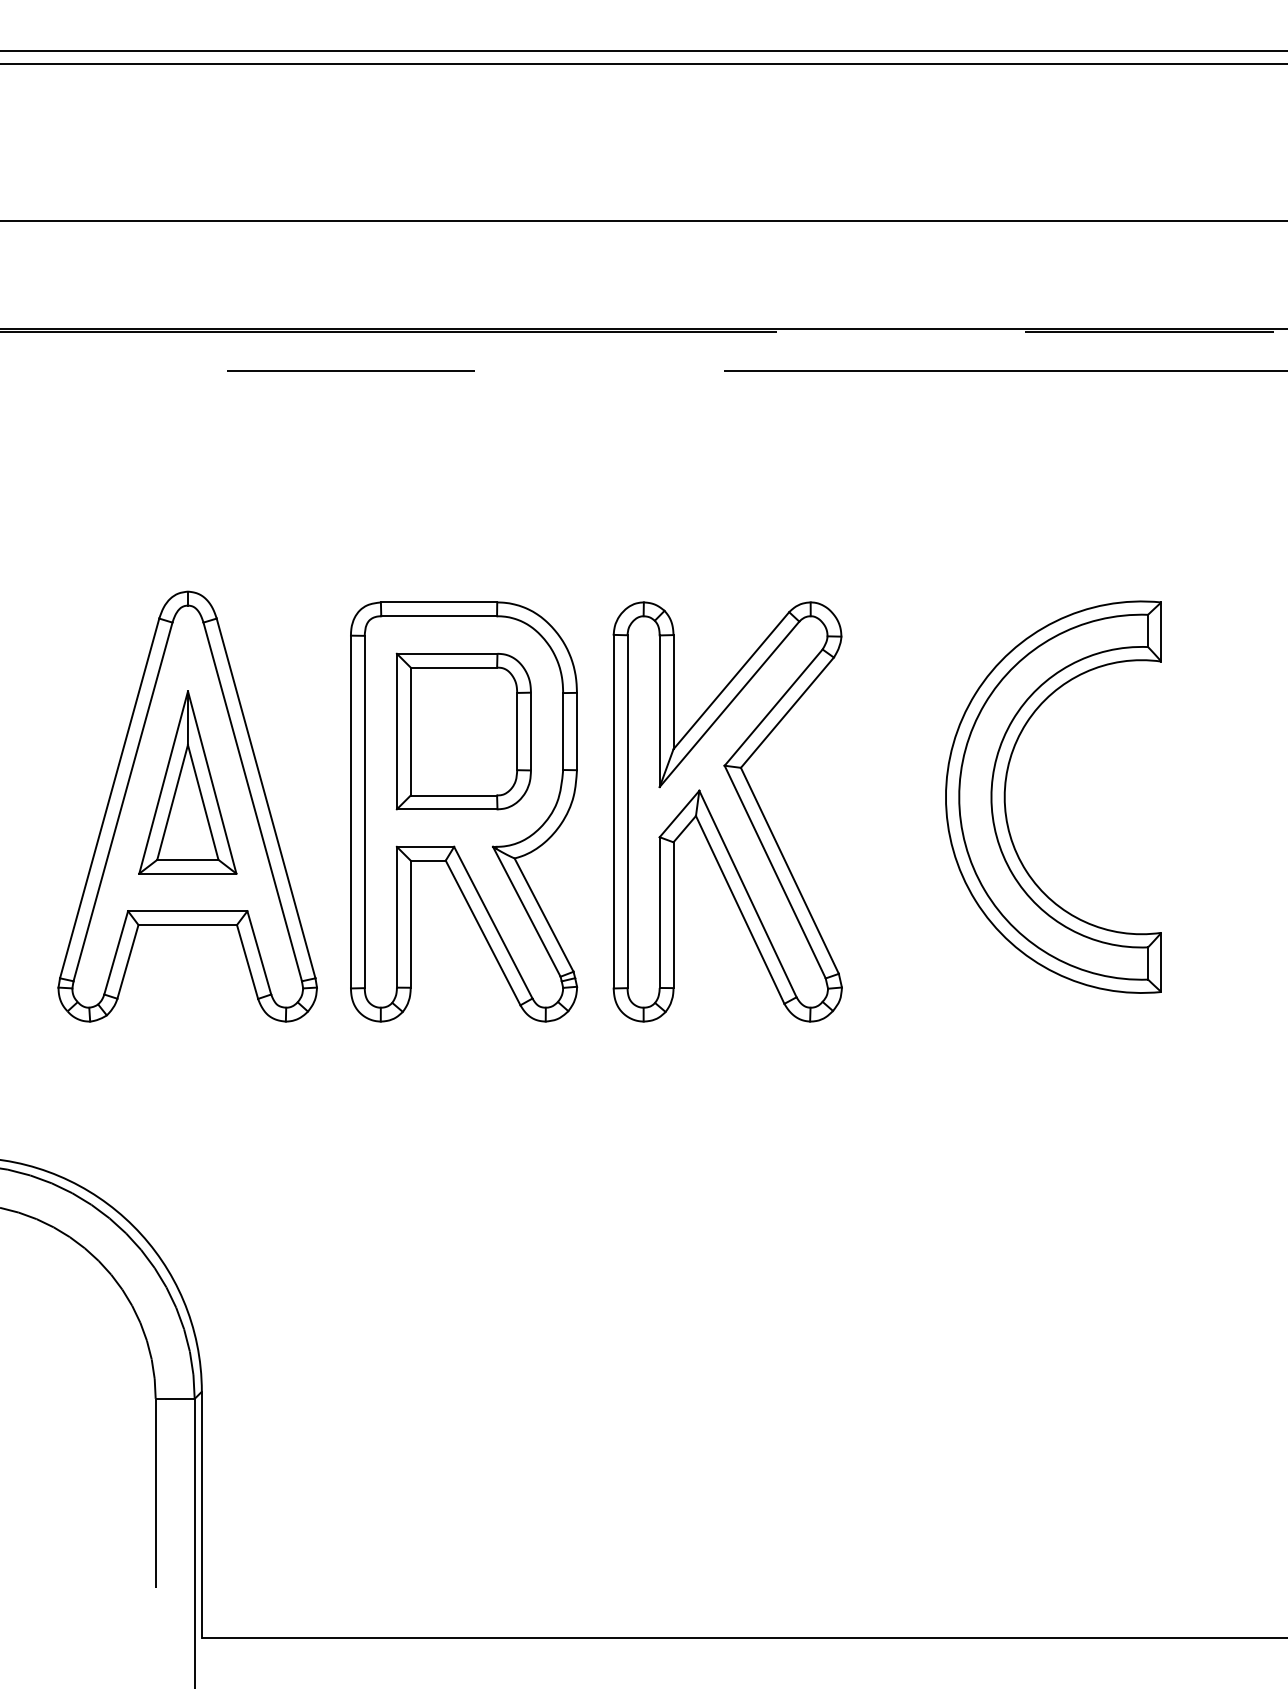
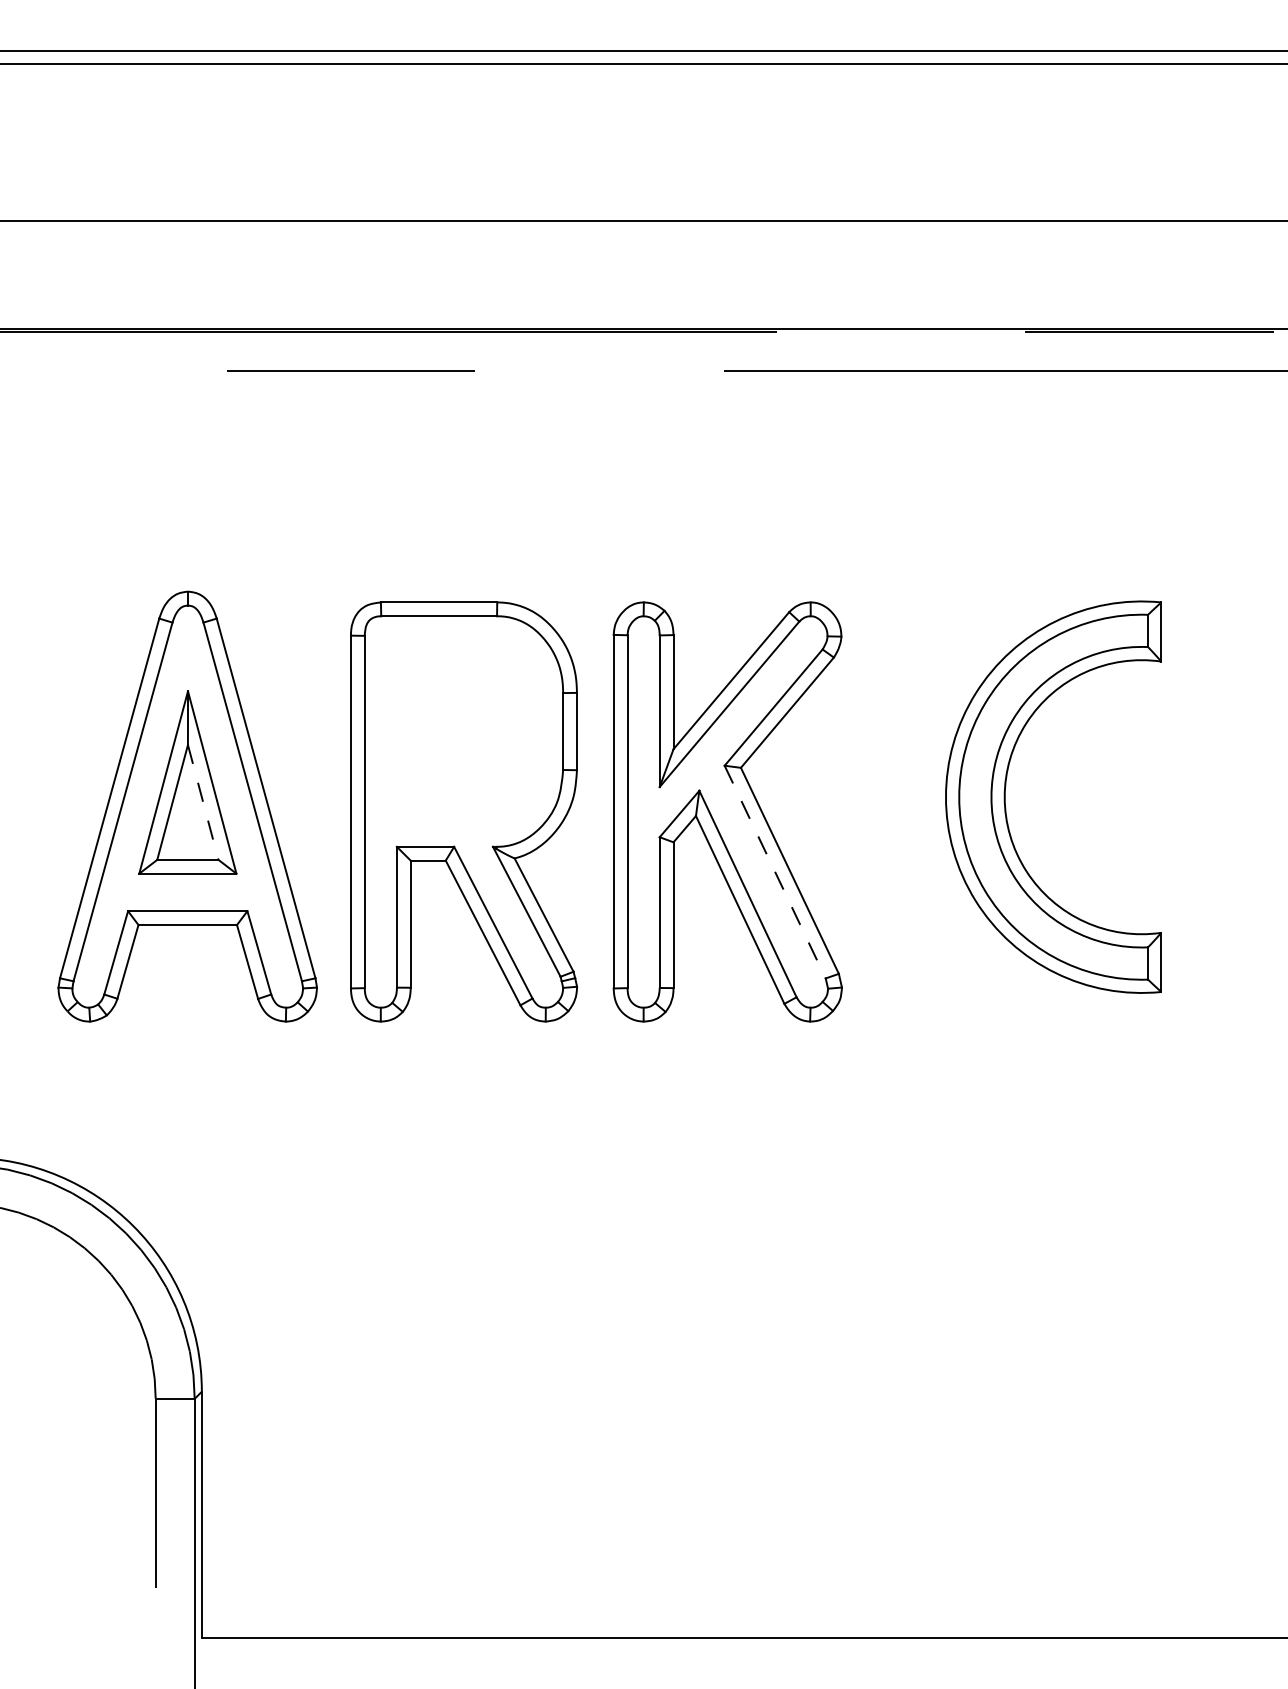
part: present -> none (463, 731)
line: solid -> dashed (203, 802)
line: solid -> dashed (775, 872)
